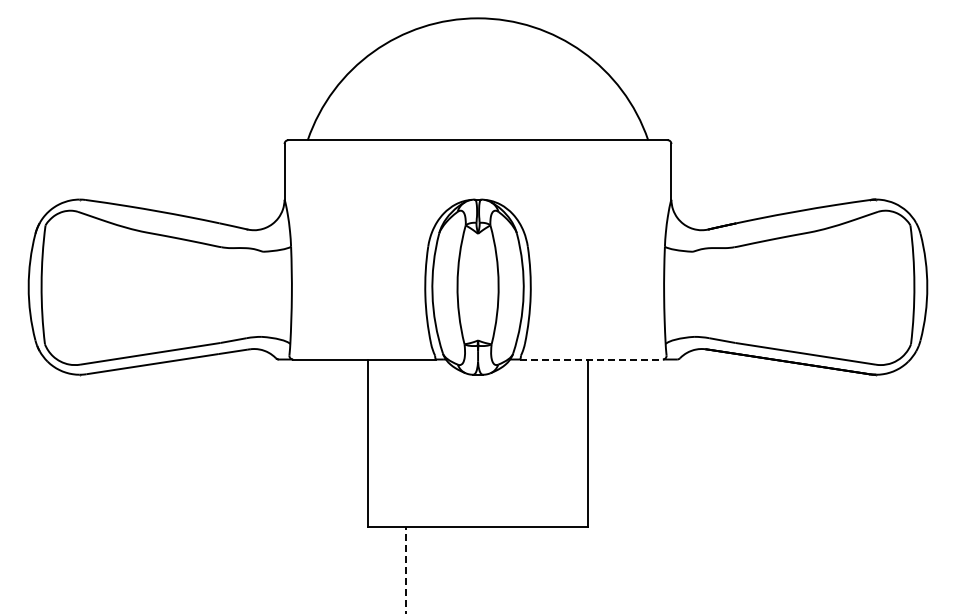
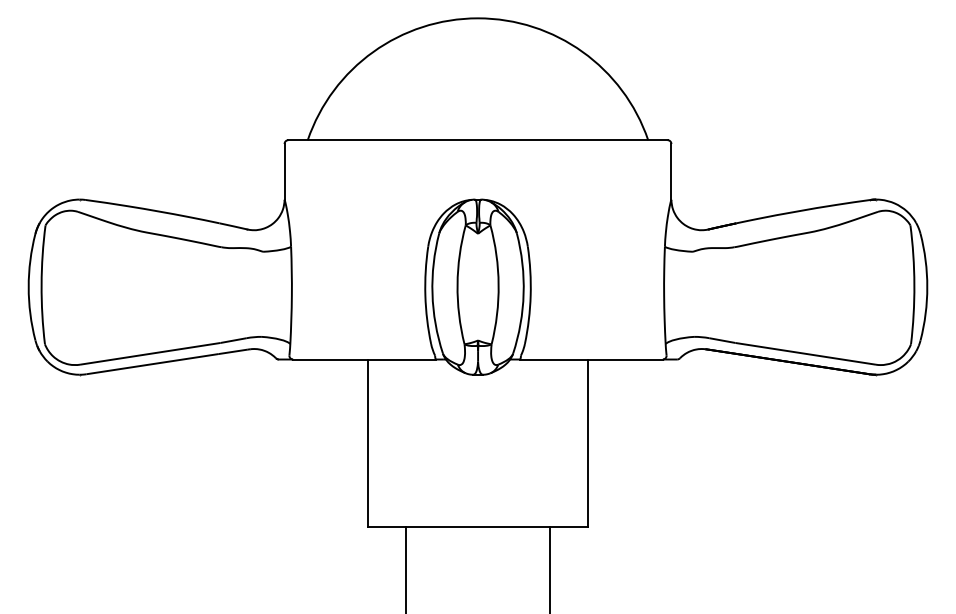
line: dashed -> solid (592, 359)
line: none -> present (550, 568)
line: dashed -> solid (405, 569)
